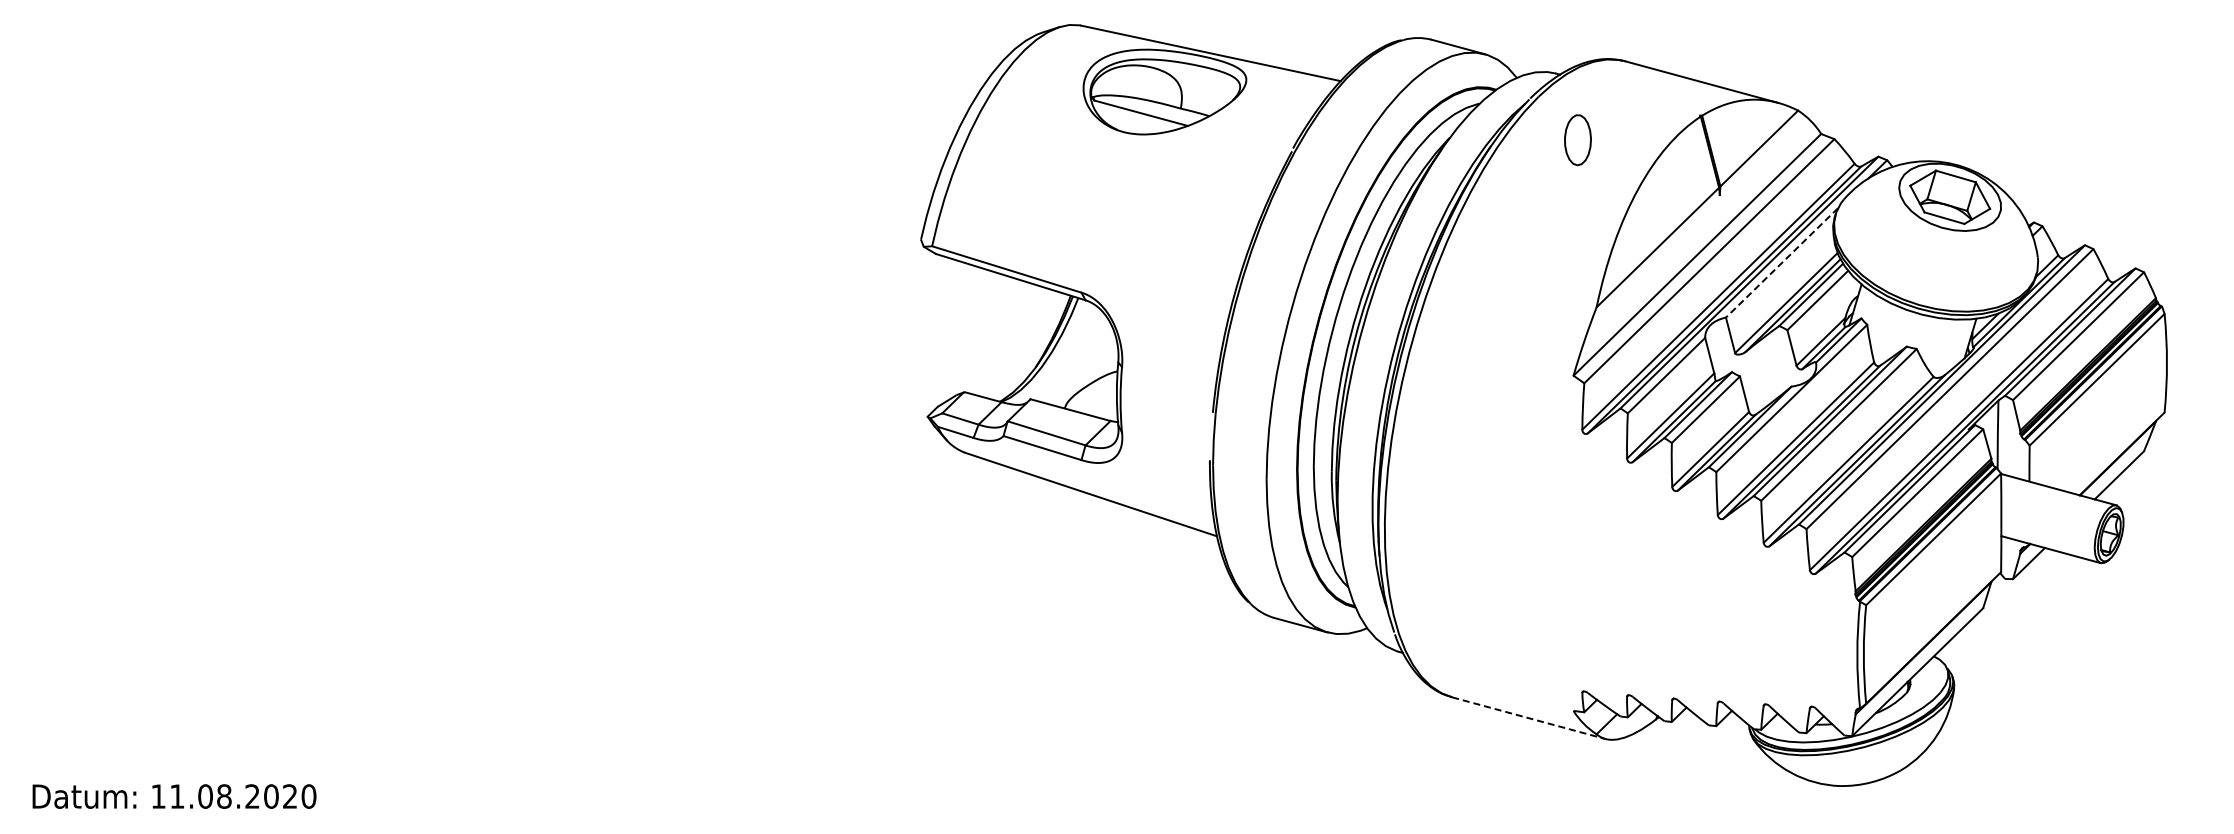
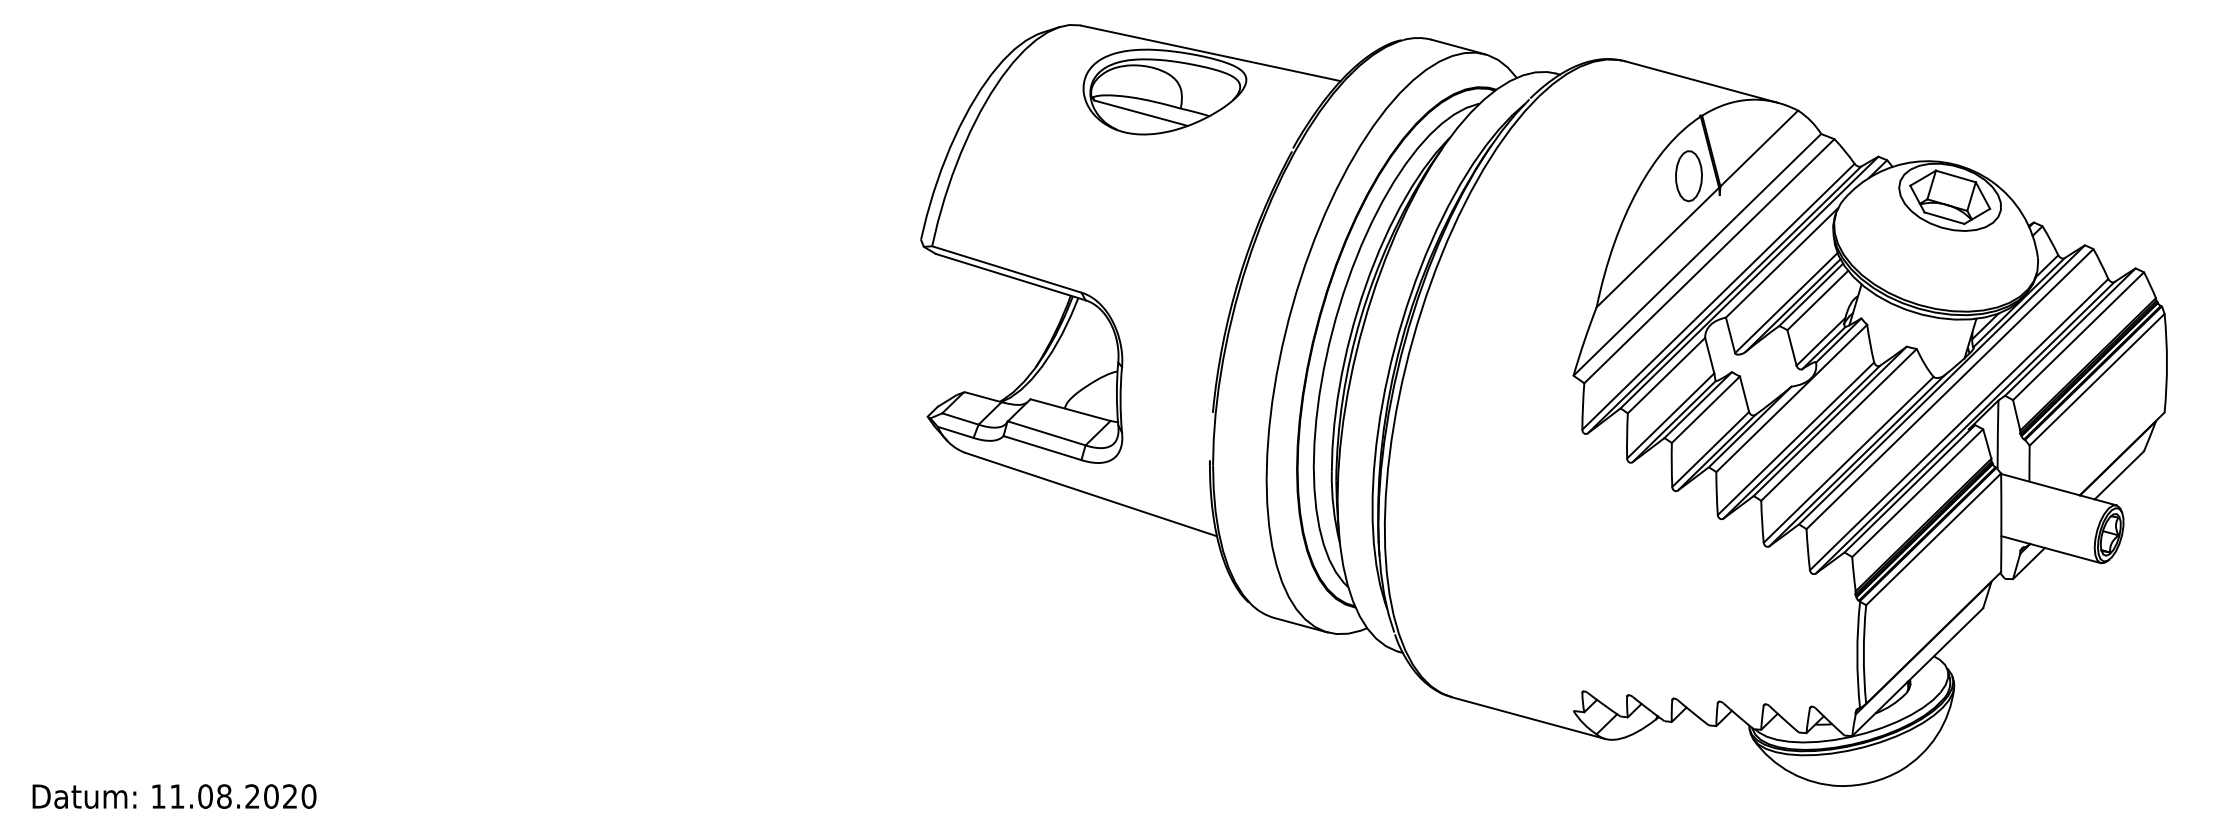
part position: (1577, 140) -> (1688, 176) (1688, 176)
line: dashed -> solid (1781, 263)
line: dashed -> solid (1529, 718)
